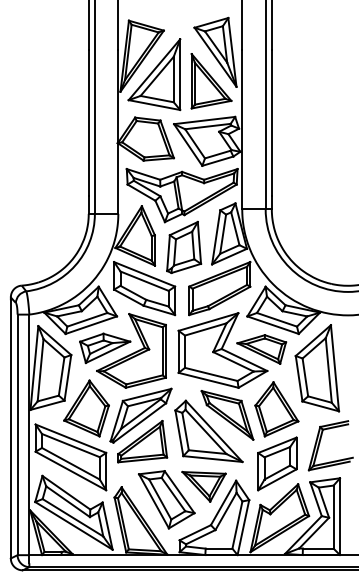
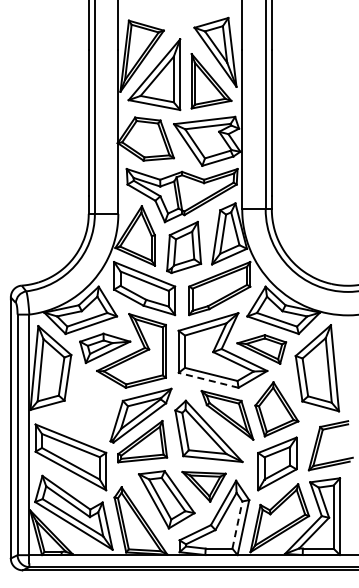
line: solid -> dashed (208, 380)
part: present -> none (86, 408)
line: solid -> dashed (237, 524)
